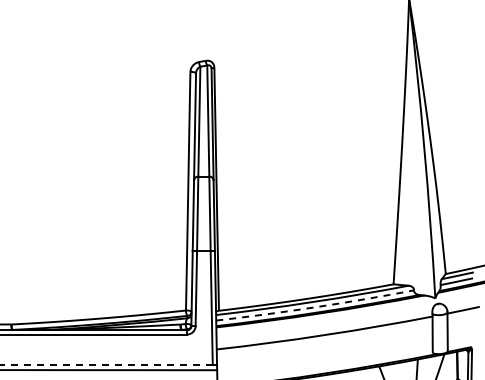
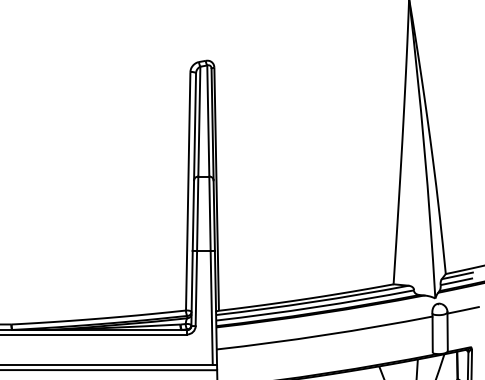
arc: dashed -> solid (315, 307)
line: dashed -> solid (105, 364)
